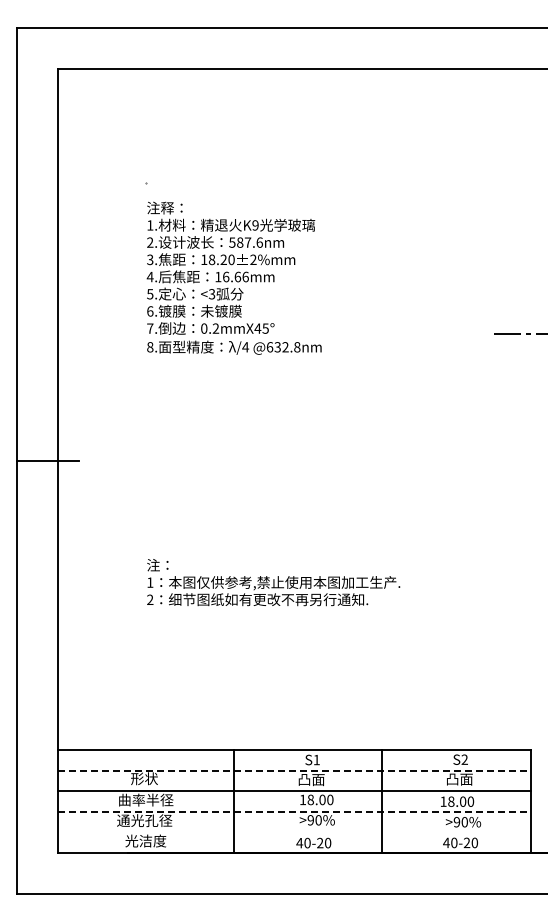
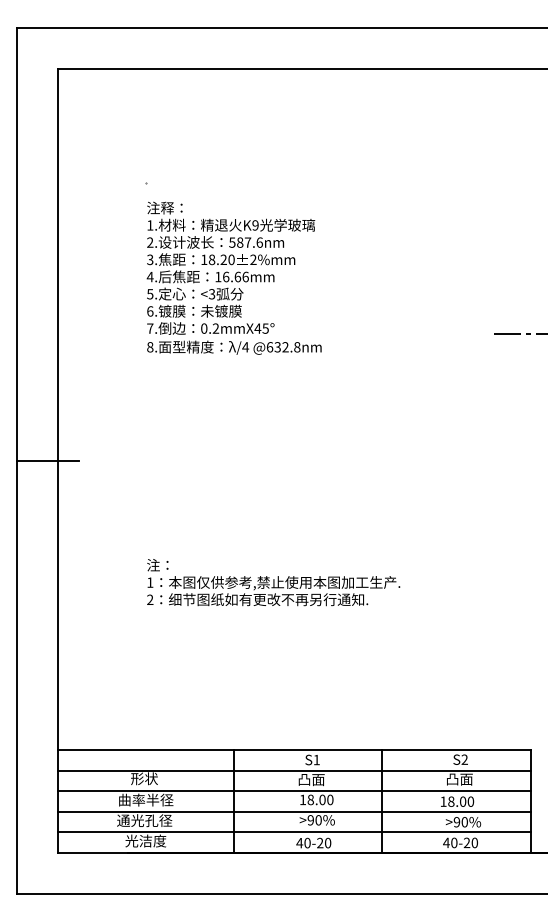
line: dashed -> solid (294, 770)
line: dashed -> solid (294, 811)
line: none -> present (294, 832)
